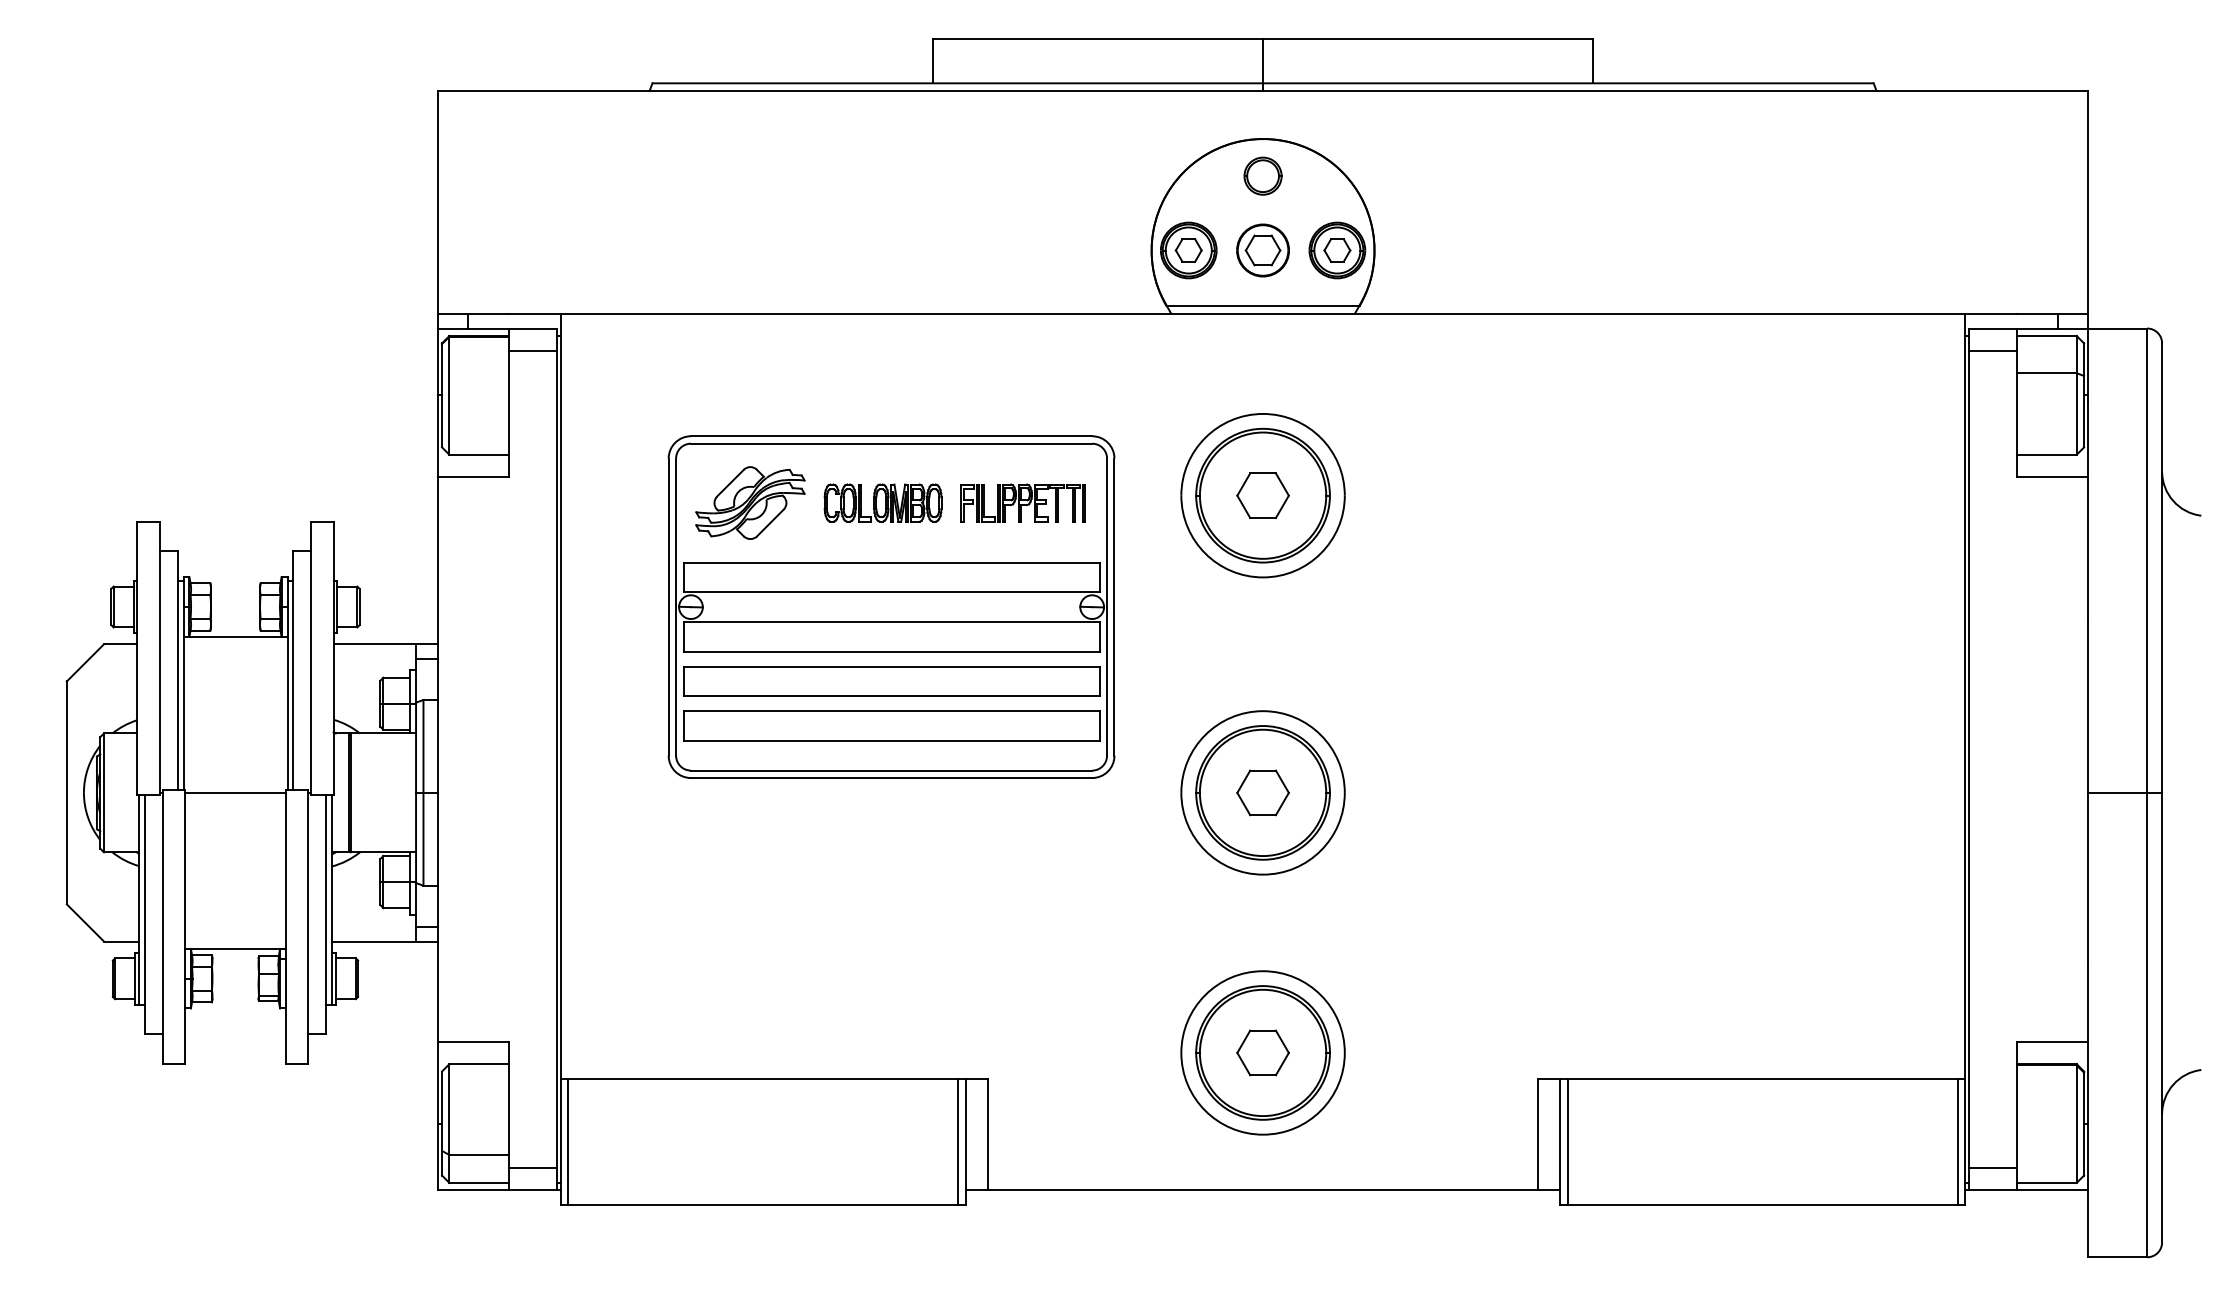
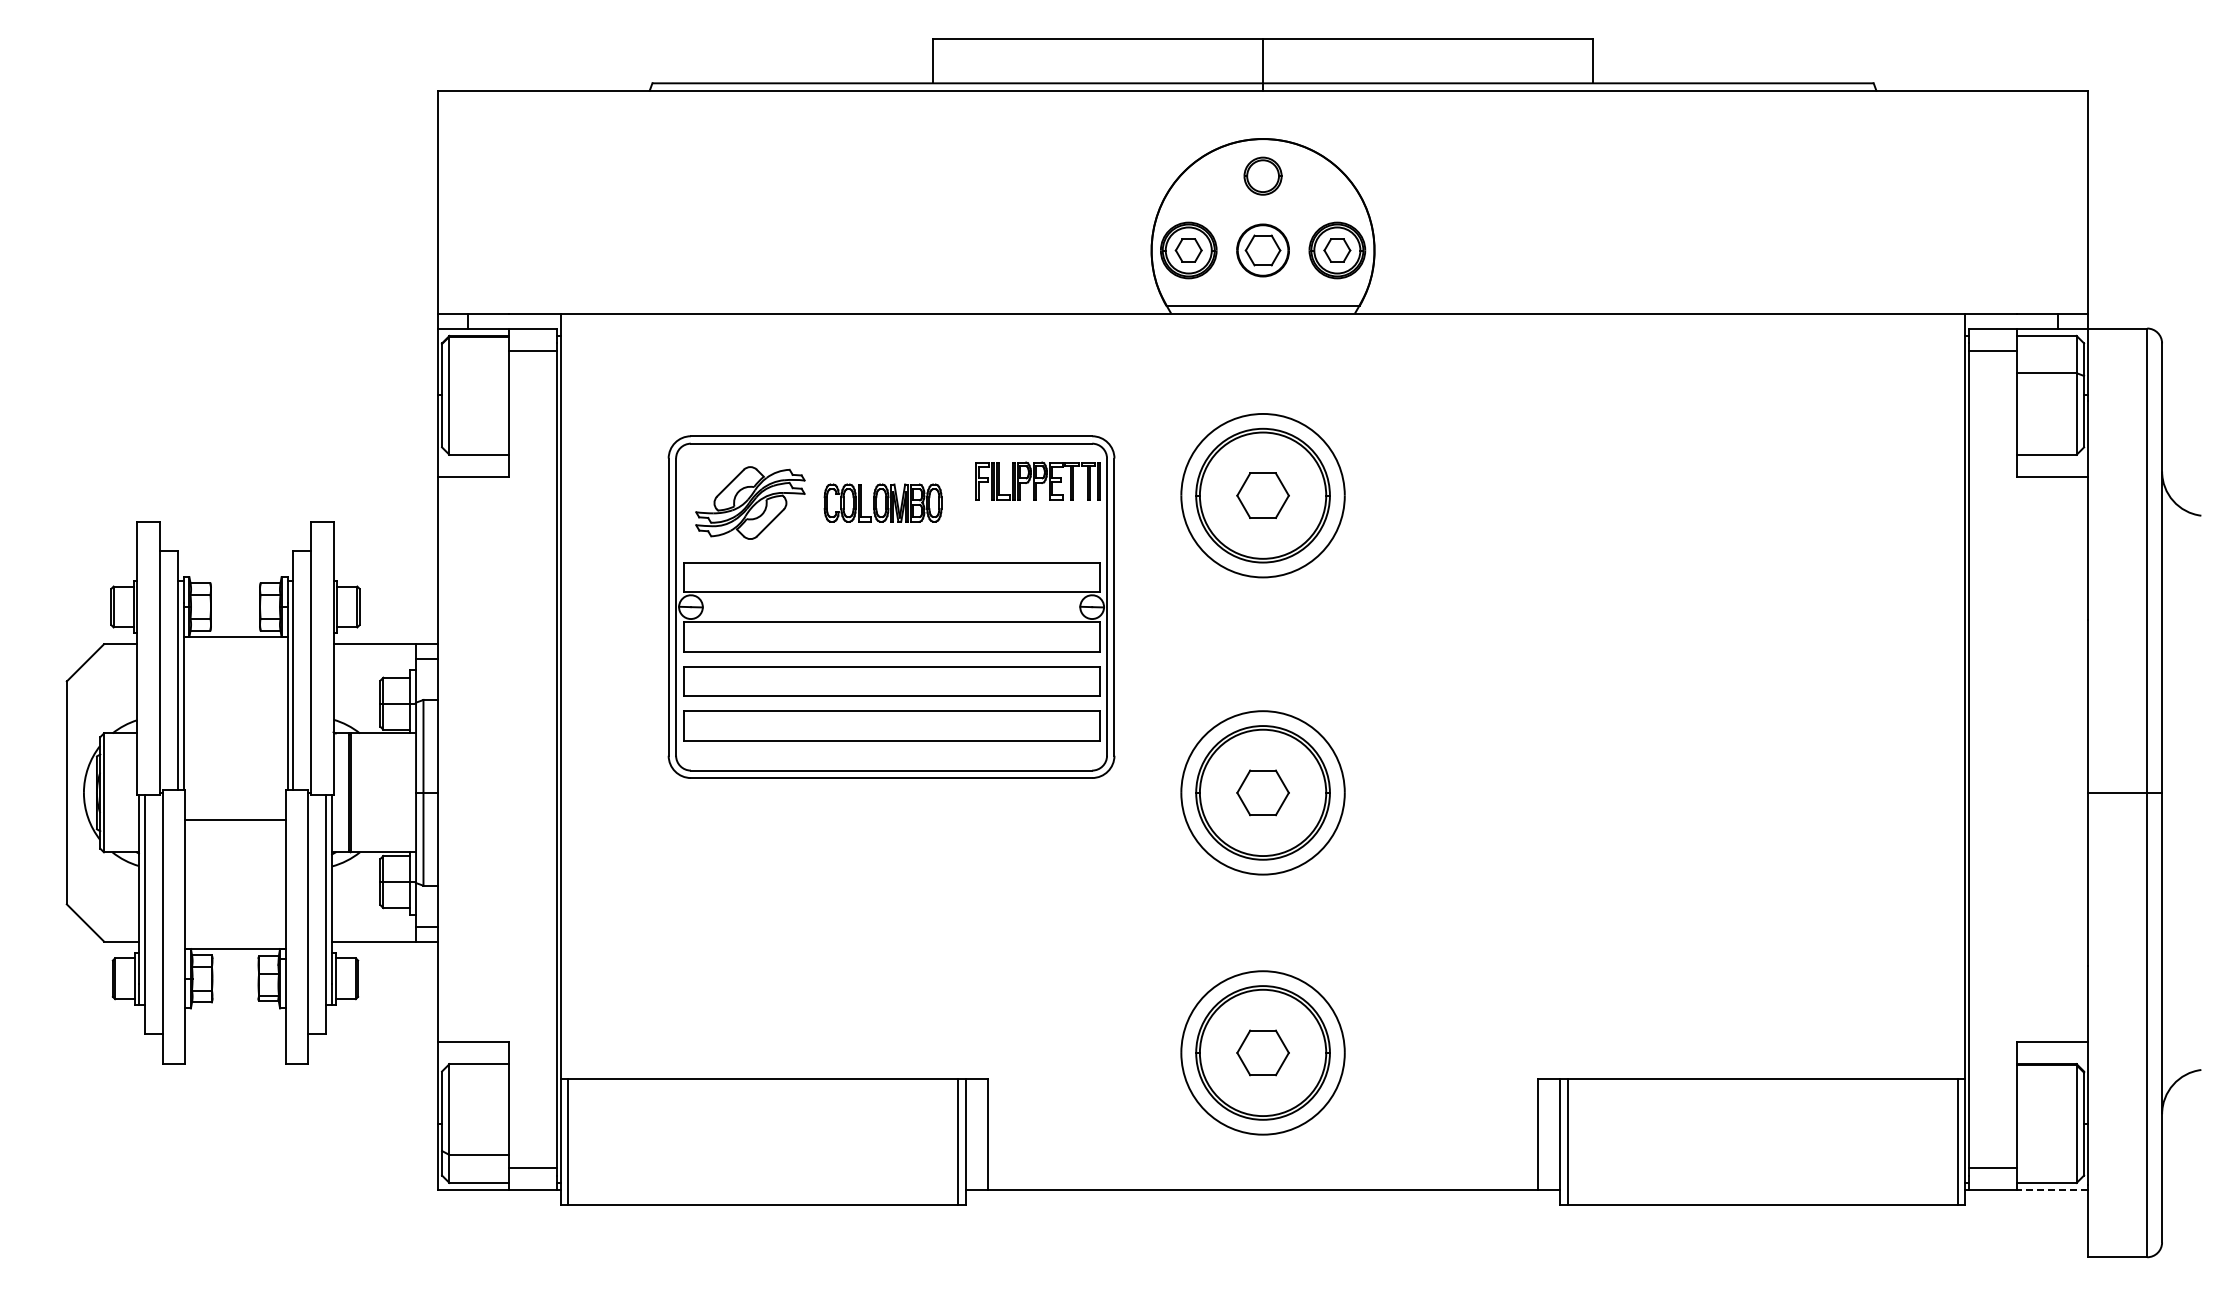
part position: (1022, 502) -> (1037, 480) (1037, 480)
line position: (235, 792) -> (235, 819) (235, 819)
line: solid -> dashed (2052, 1190)
